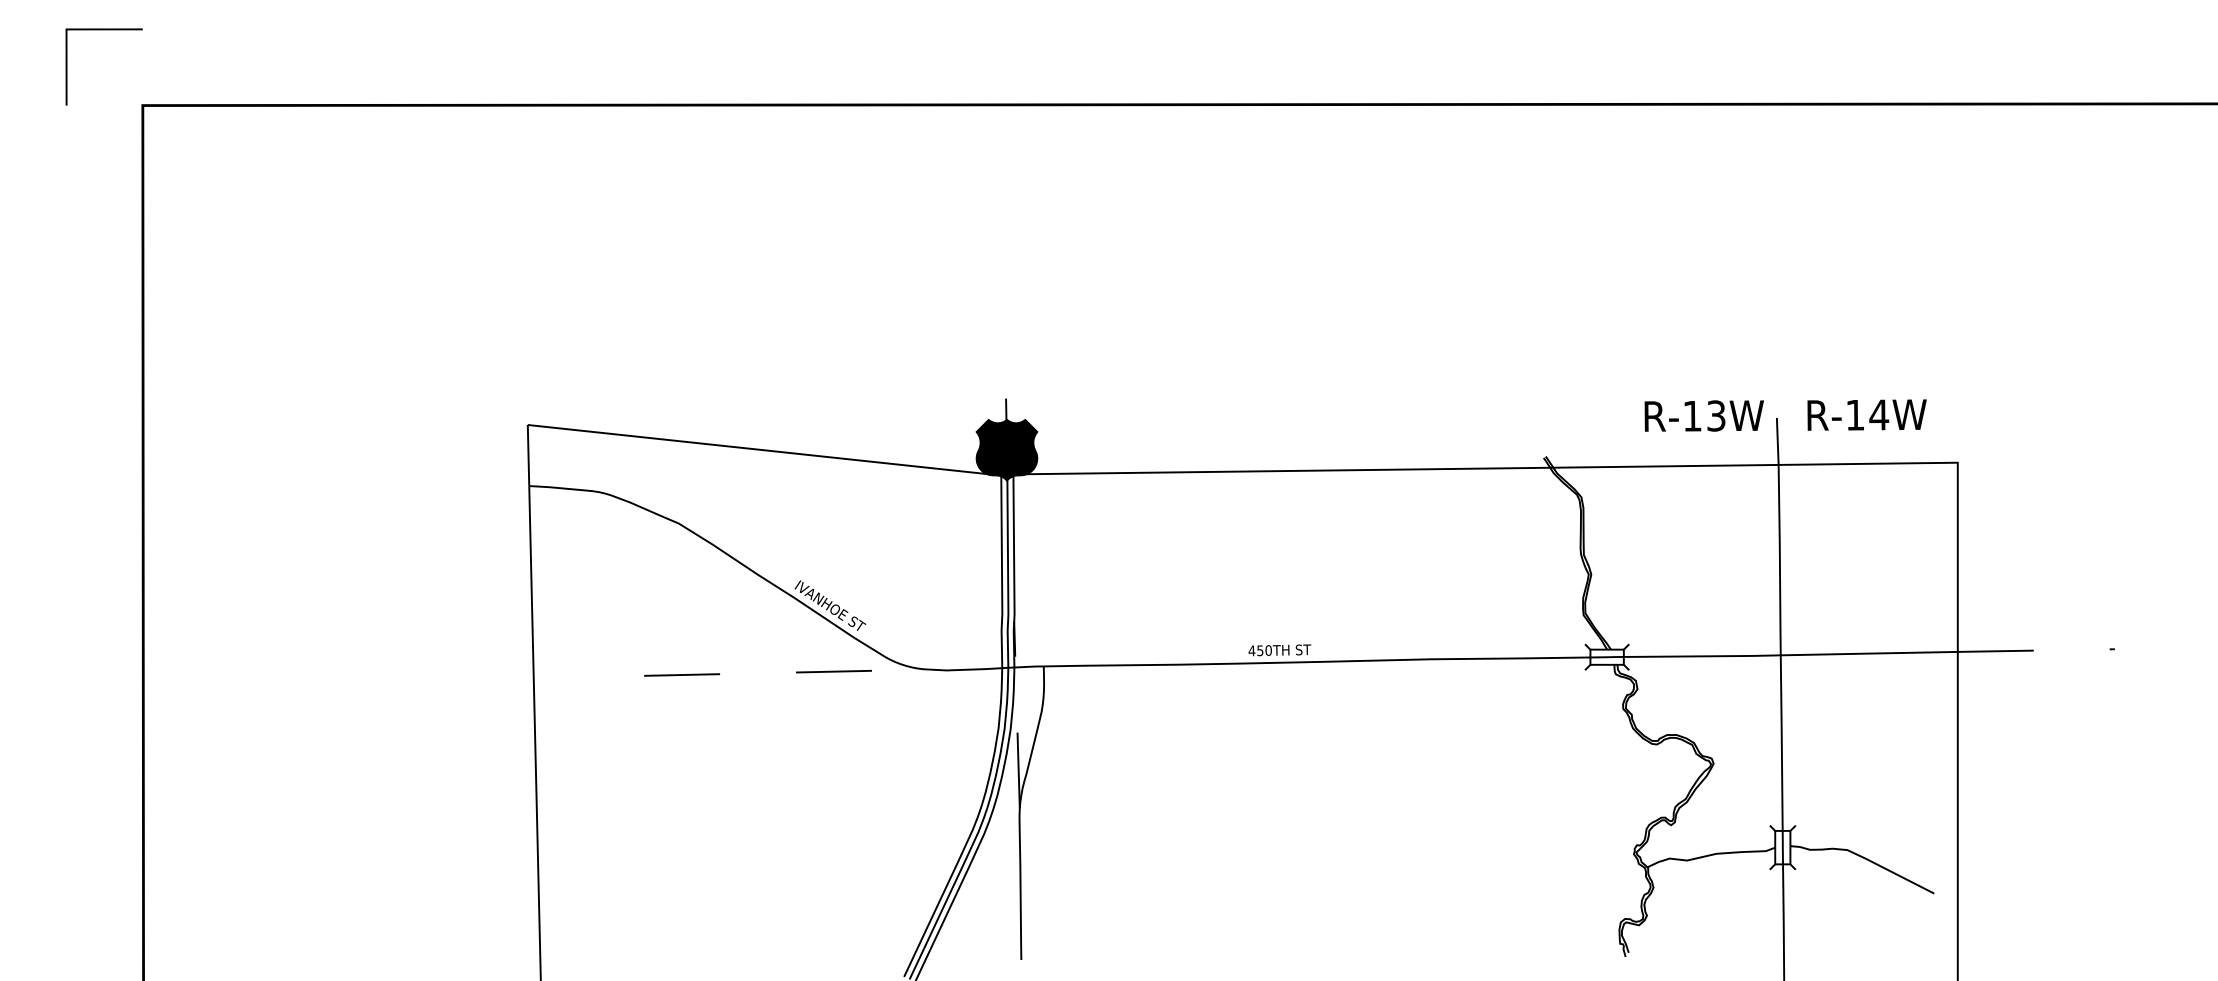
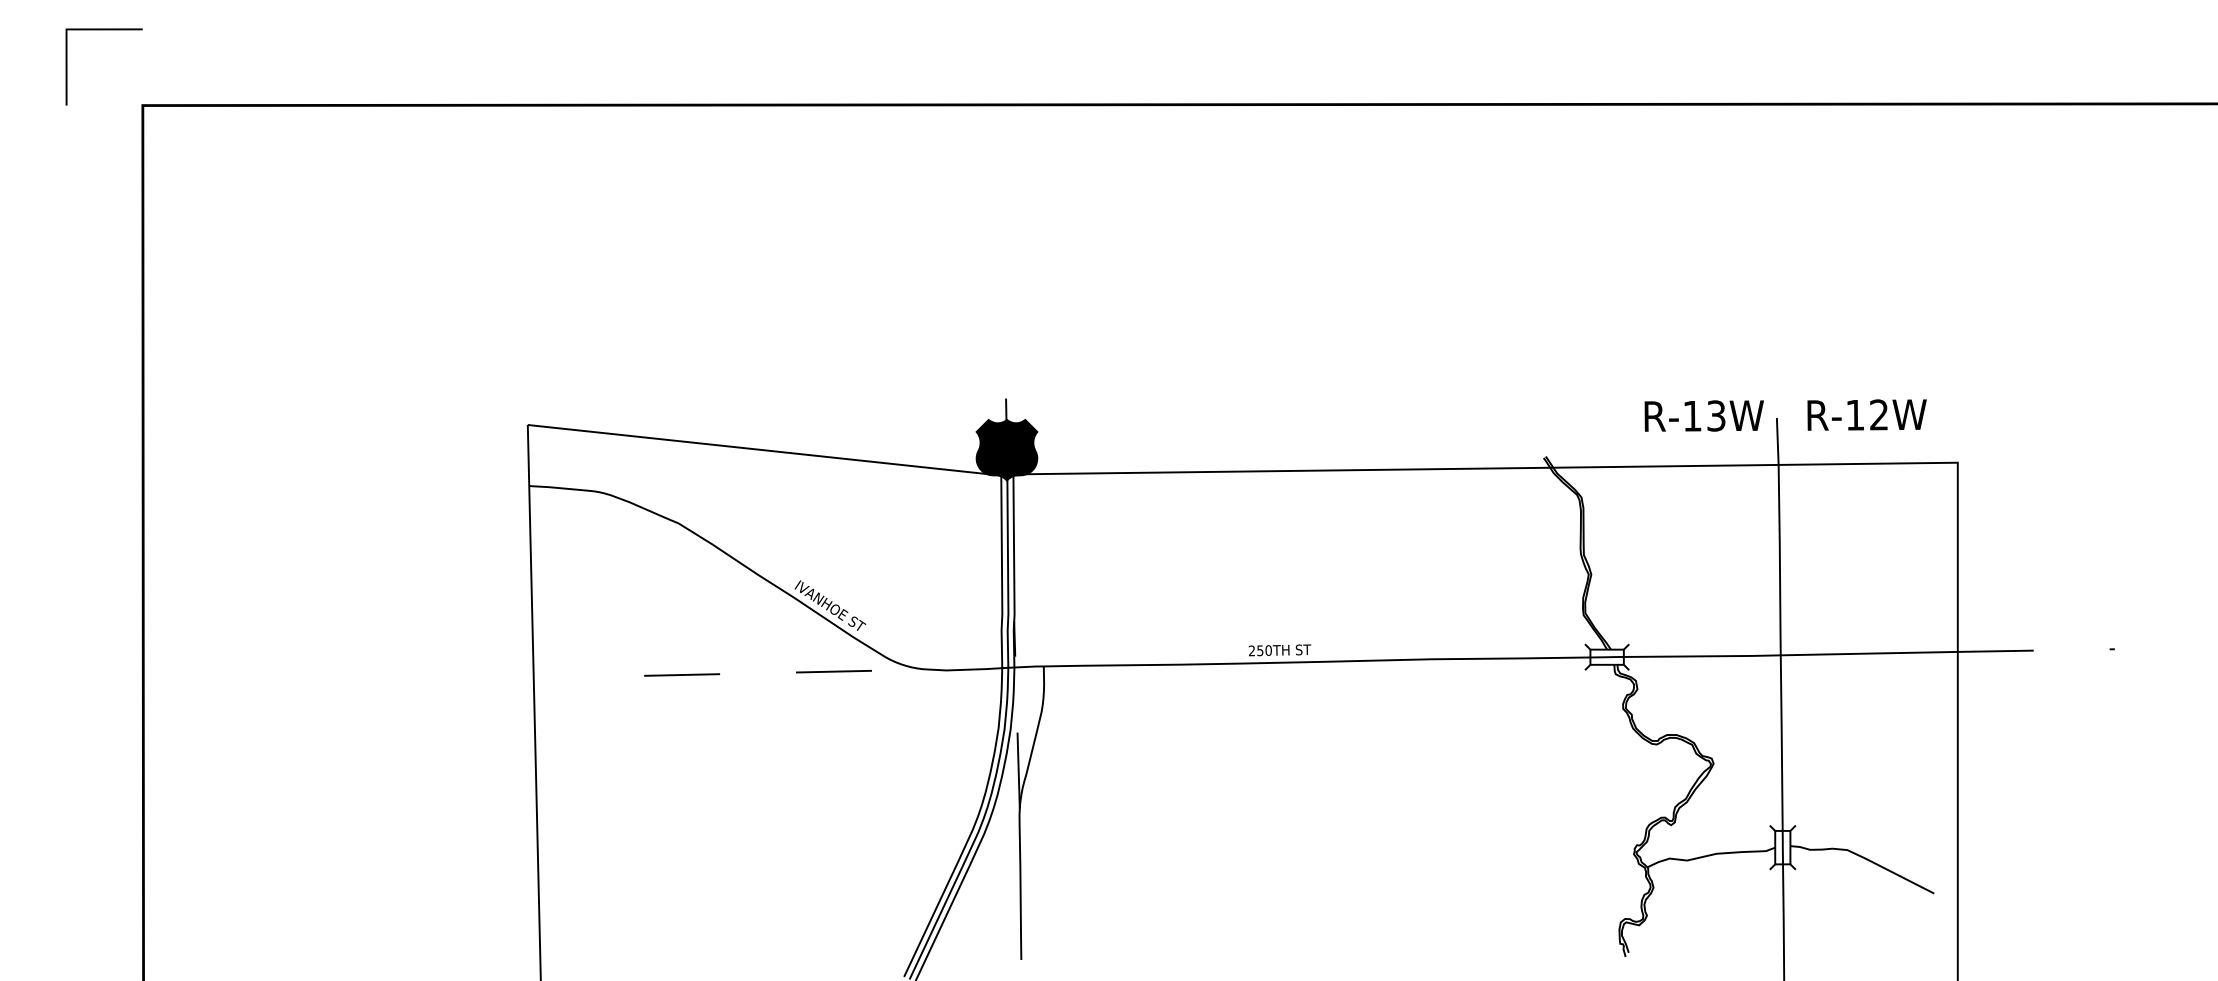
text: R-14W -> R-12W (1879, 414)
text: 450TH -> 250TH (1251, 650)
